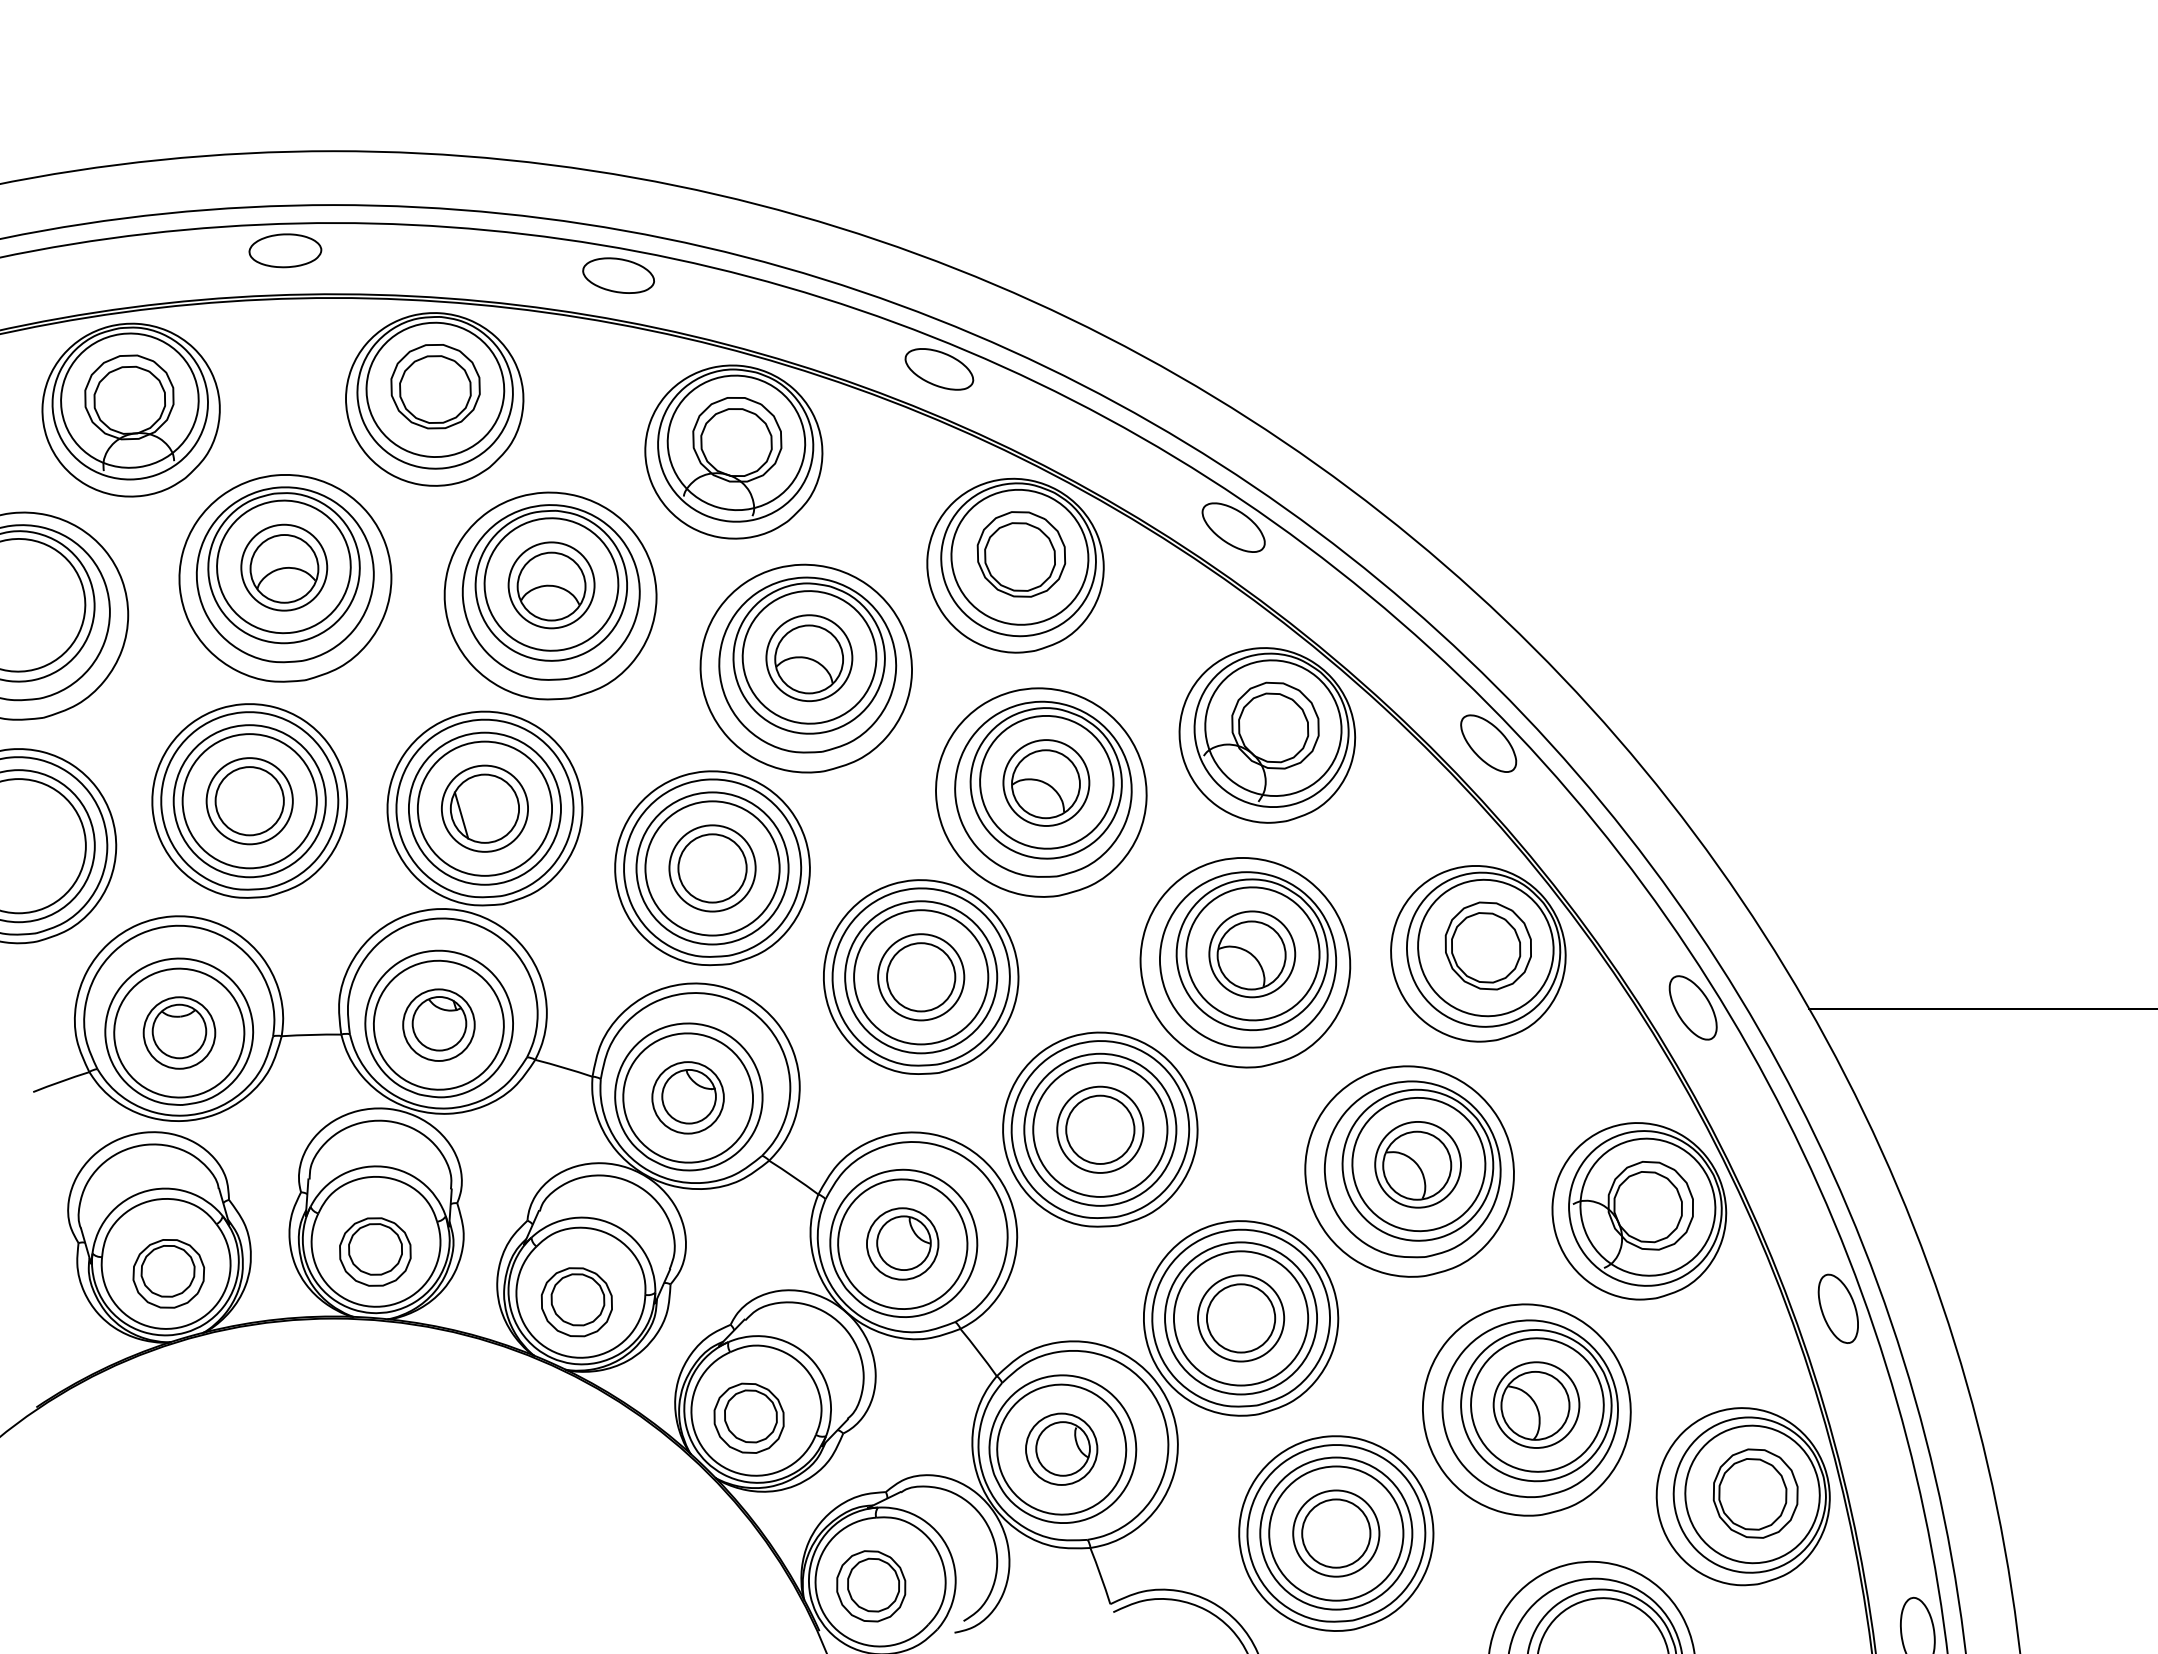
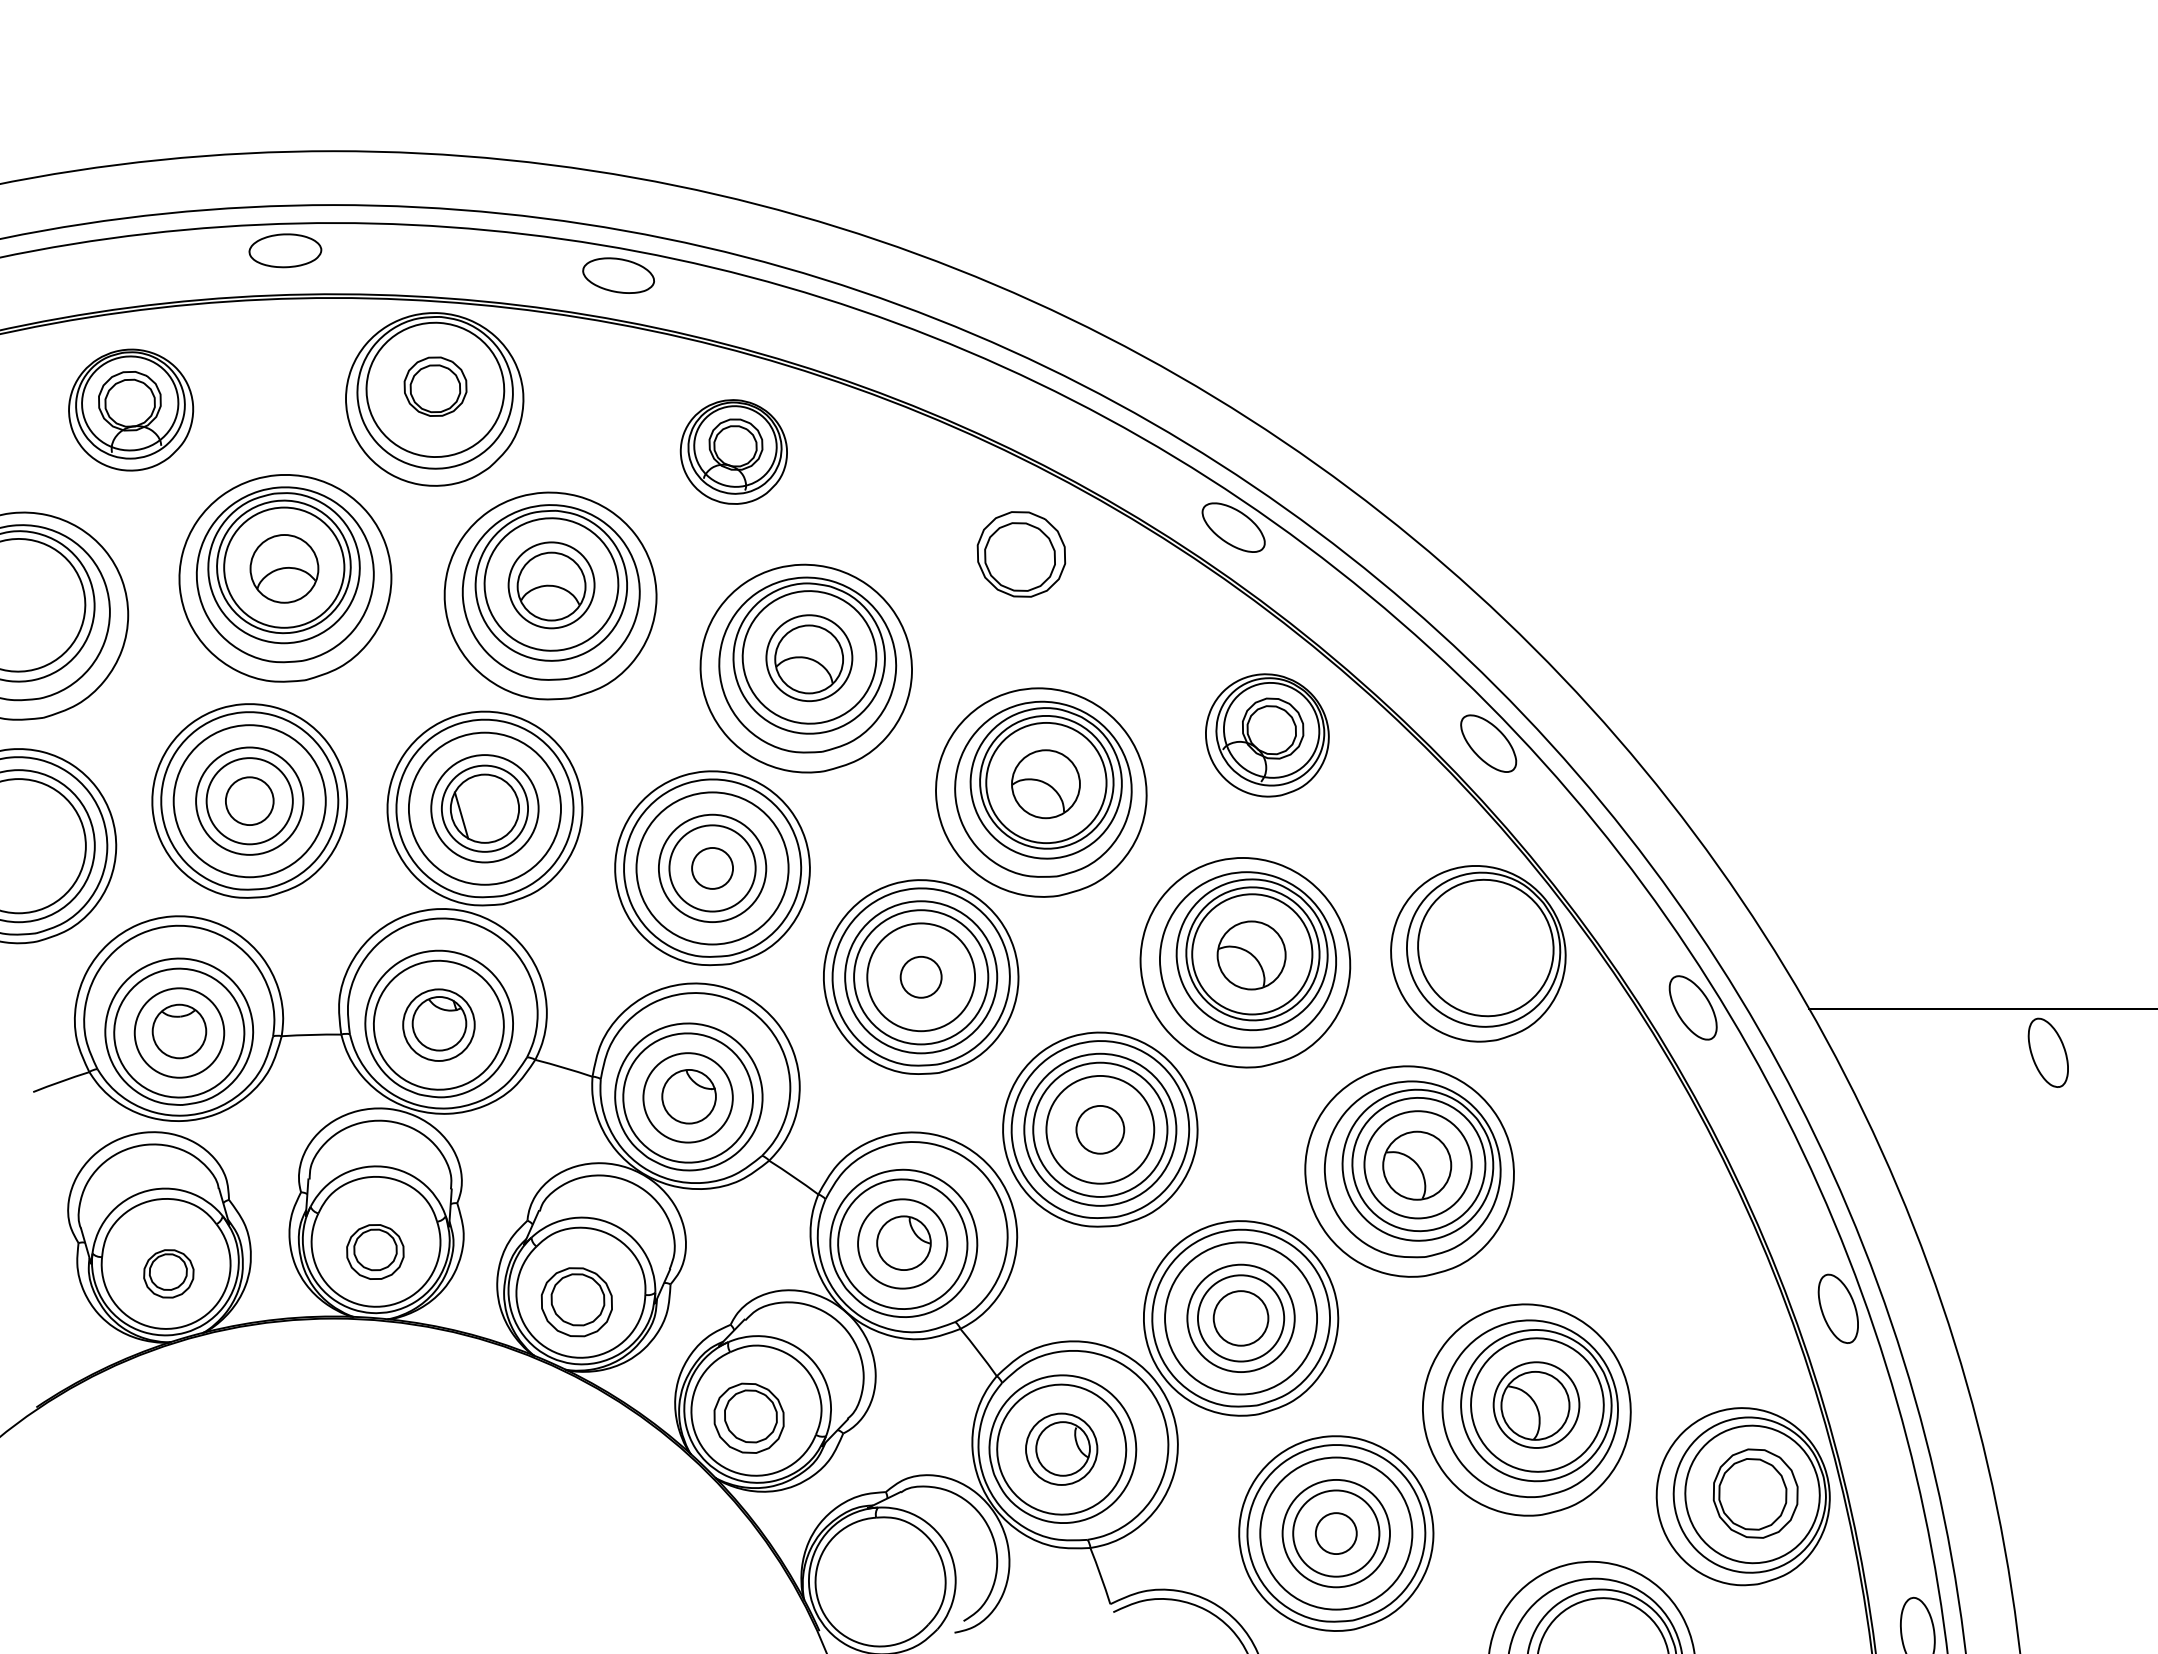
part: present -> none (939, 369)
part size: 91x86 px -> 65x61 px (435, 386)
part size: 180x176 px -> 127x124 px (131, 409)
part size: 180x176 px -> 109x106 px (733, 451)
part: present -> none (1015, 565)
circle diameter: 86 px -> 120 px (284, 567)
part size: 179x177 px -> 125x125 px (1267, 735)
circle diameter: 86 px -> 120 px (1046, 782)
circle diameter: 134 px -> 107 px (249, 800)
circle diameter: 68 px -> 48 px (249, 801)
circle diameter: 134 px -> 107 px (484, 808)
circle diameter: 134 px -> 107 px (712, 868)
circle diameter: 68 px -> 41 px (712, 867)
part: present -> none (1487, 945)
circle diameter: 86 px -> 120 px (1252, 954)
circle diameter: 68 px -> 41 px (920, 976)
circle diameter: 86 px -> 108 px (921, 977)
circle diameter: 72 px -> 89 px (179, 1032)
part: none -> present (2047, 1052)
circle diameter: 72 px -> 89 px (687, 1097)
circle diameter: 68 px -> 48 px (1100, 1129)
circle diameter: 86 px -> 108 px (1100, 1129)
circle diameter: 86 px -> 107 px (1417, 1164)
part: present -> none (1639, 1211)
circle diameter: 71 px -> 89 px (902, 1243)
part size: 73x70 px -> 59x56 px (375, 1251)
part size: 74x70 px -> 52x50 px (168, 1273)
circle diameter: 134 px -> 107 px (1240, 1318)
circle diameter: 68 px -> 55 px (1240, 1318)
circle diameter: 134 px -> 107 px (1335, 1533)
circle diameter: 68 px -> 41 px (1335, 1533)
part: present -> none (871, 1586)
